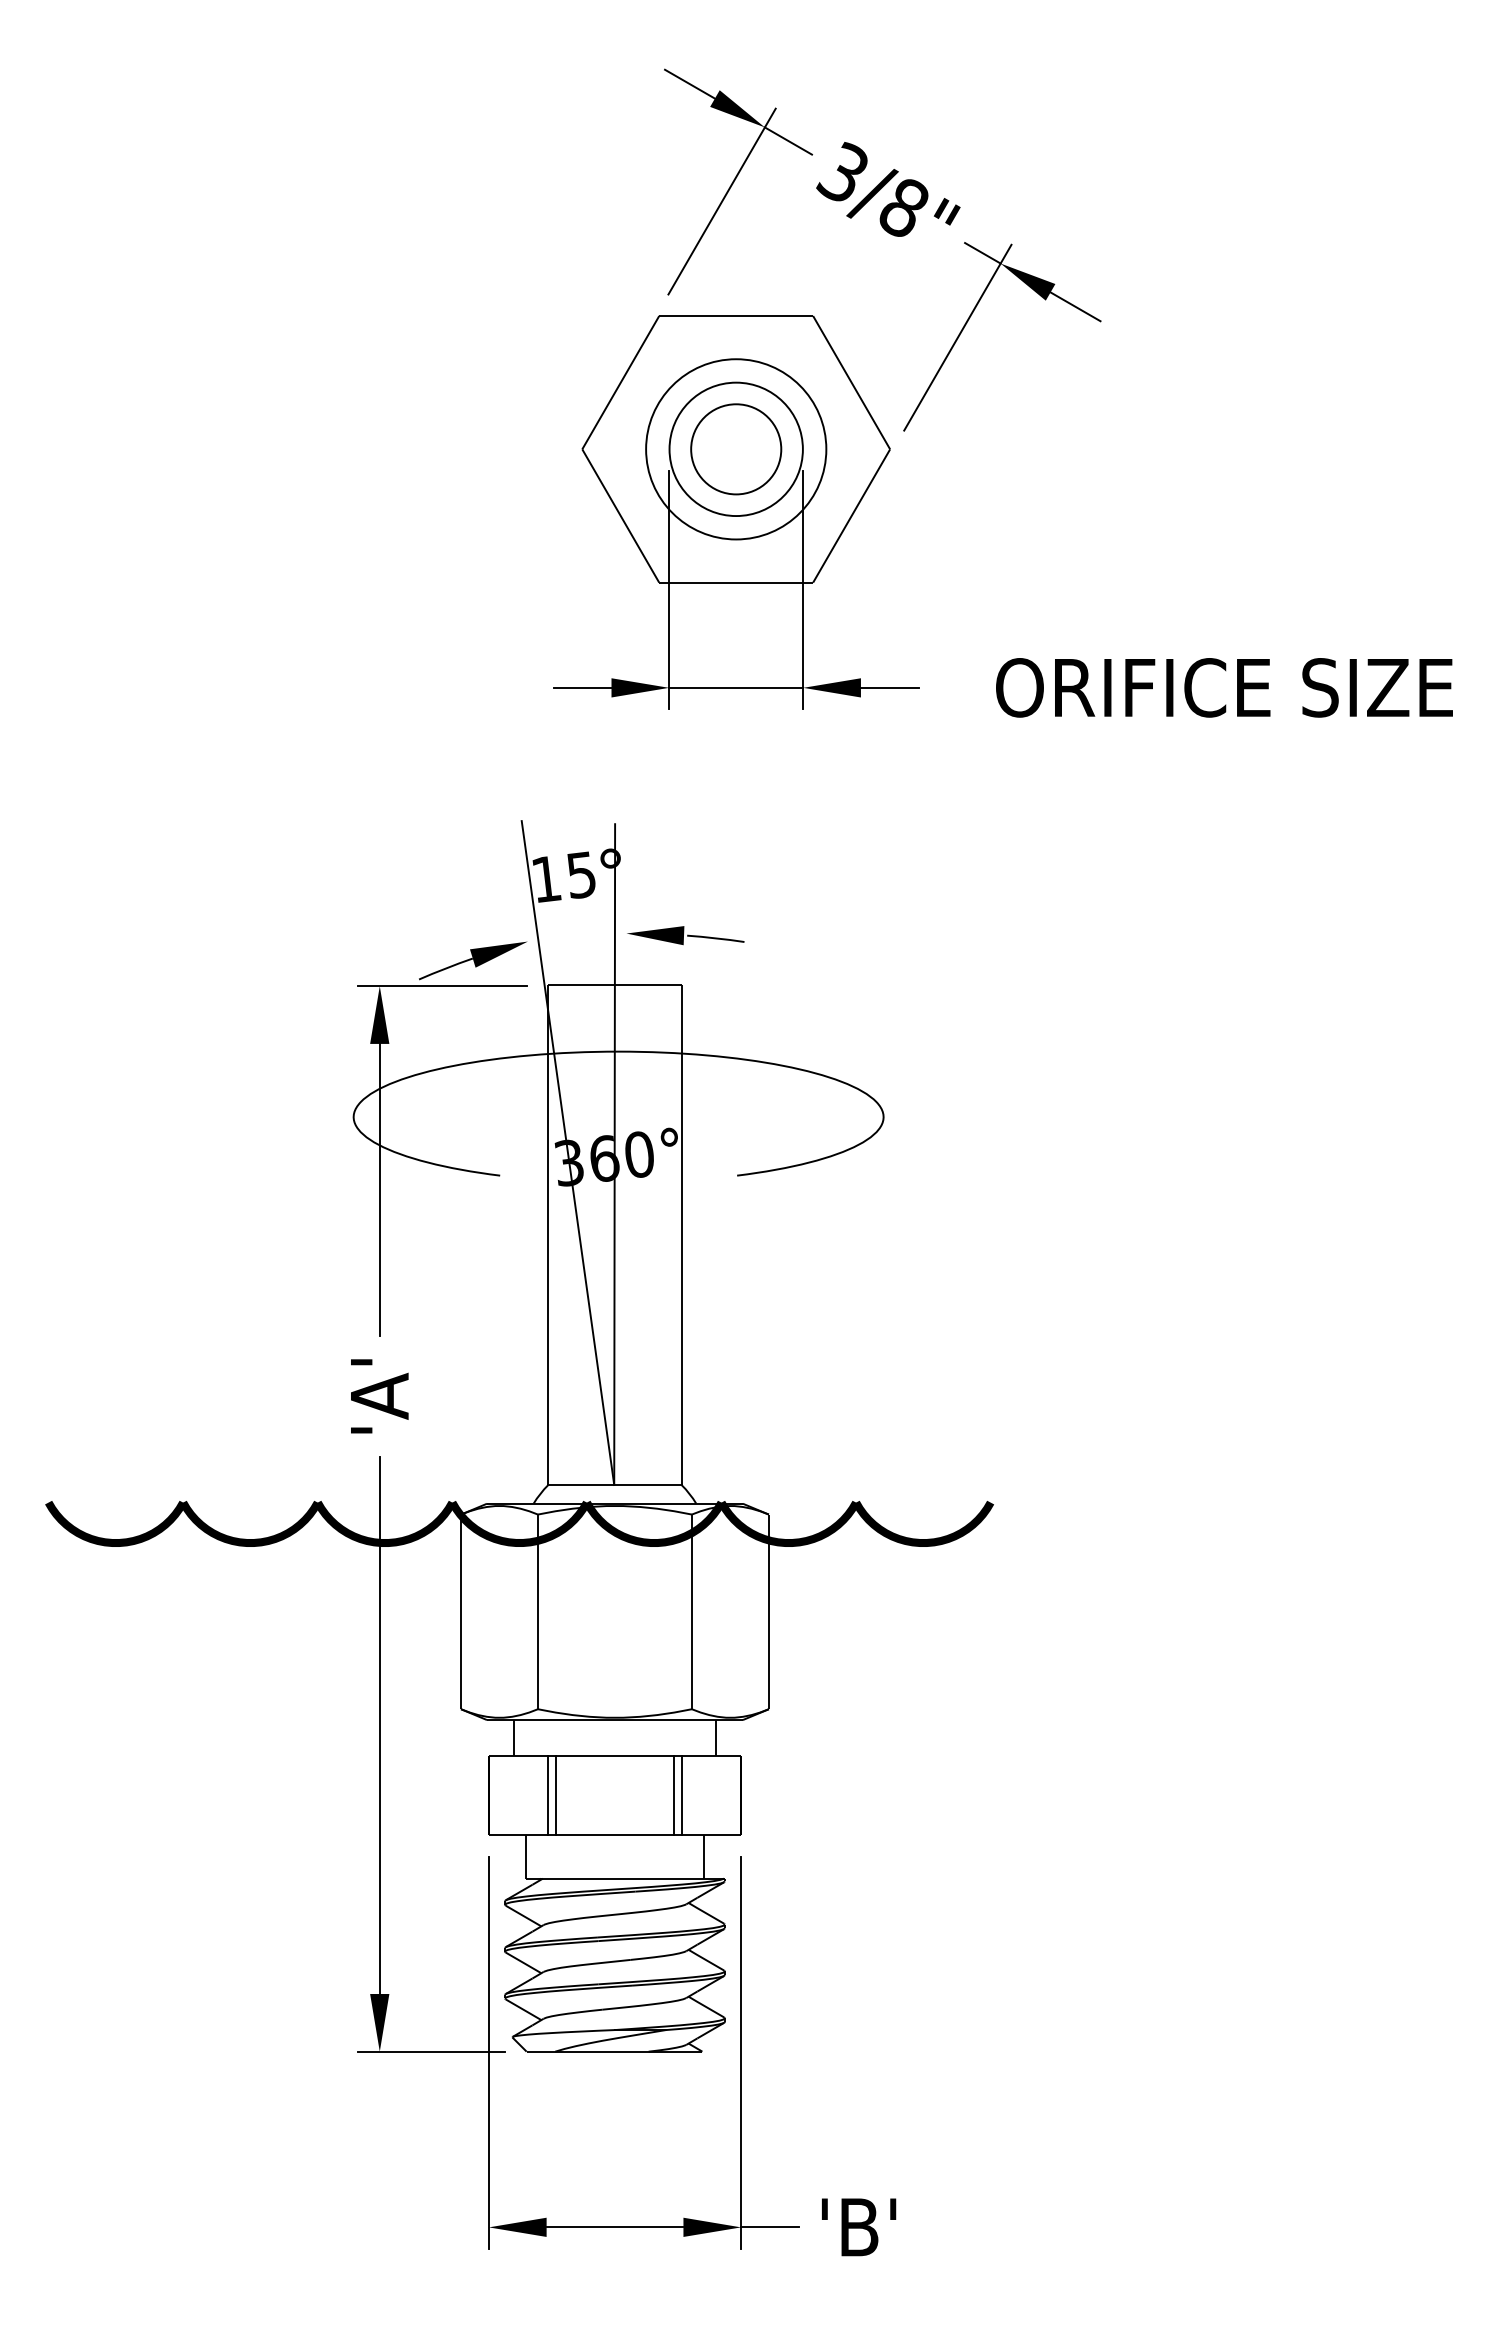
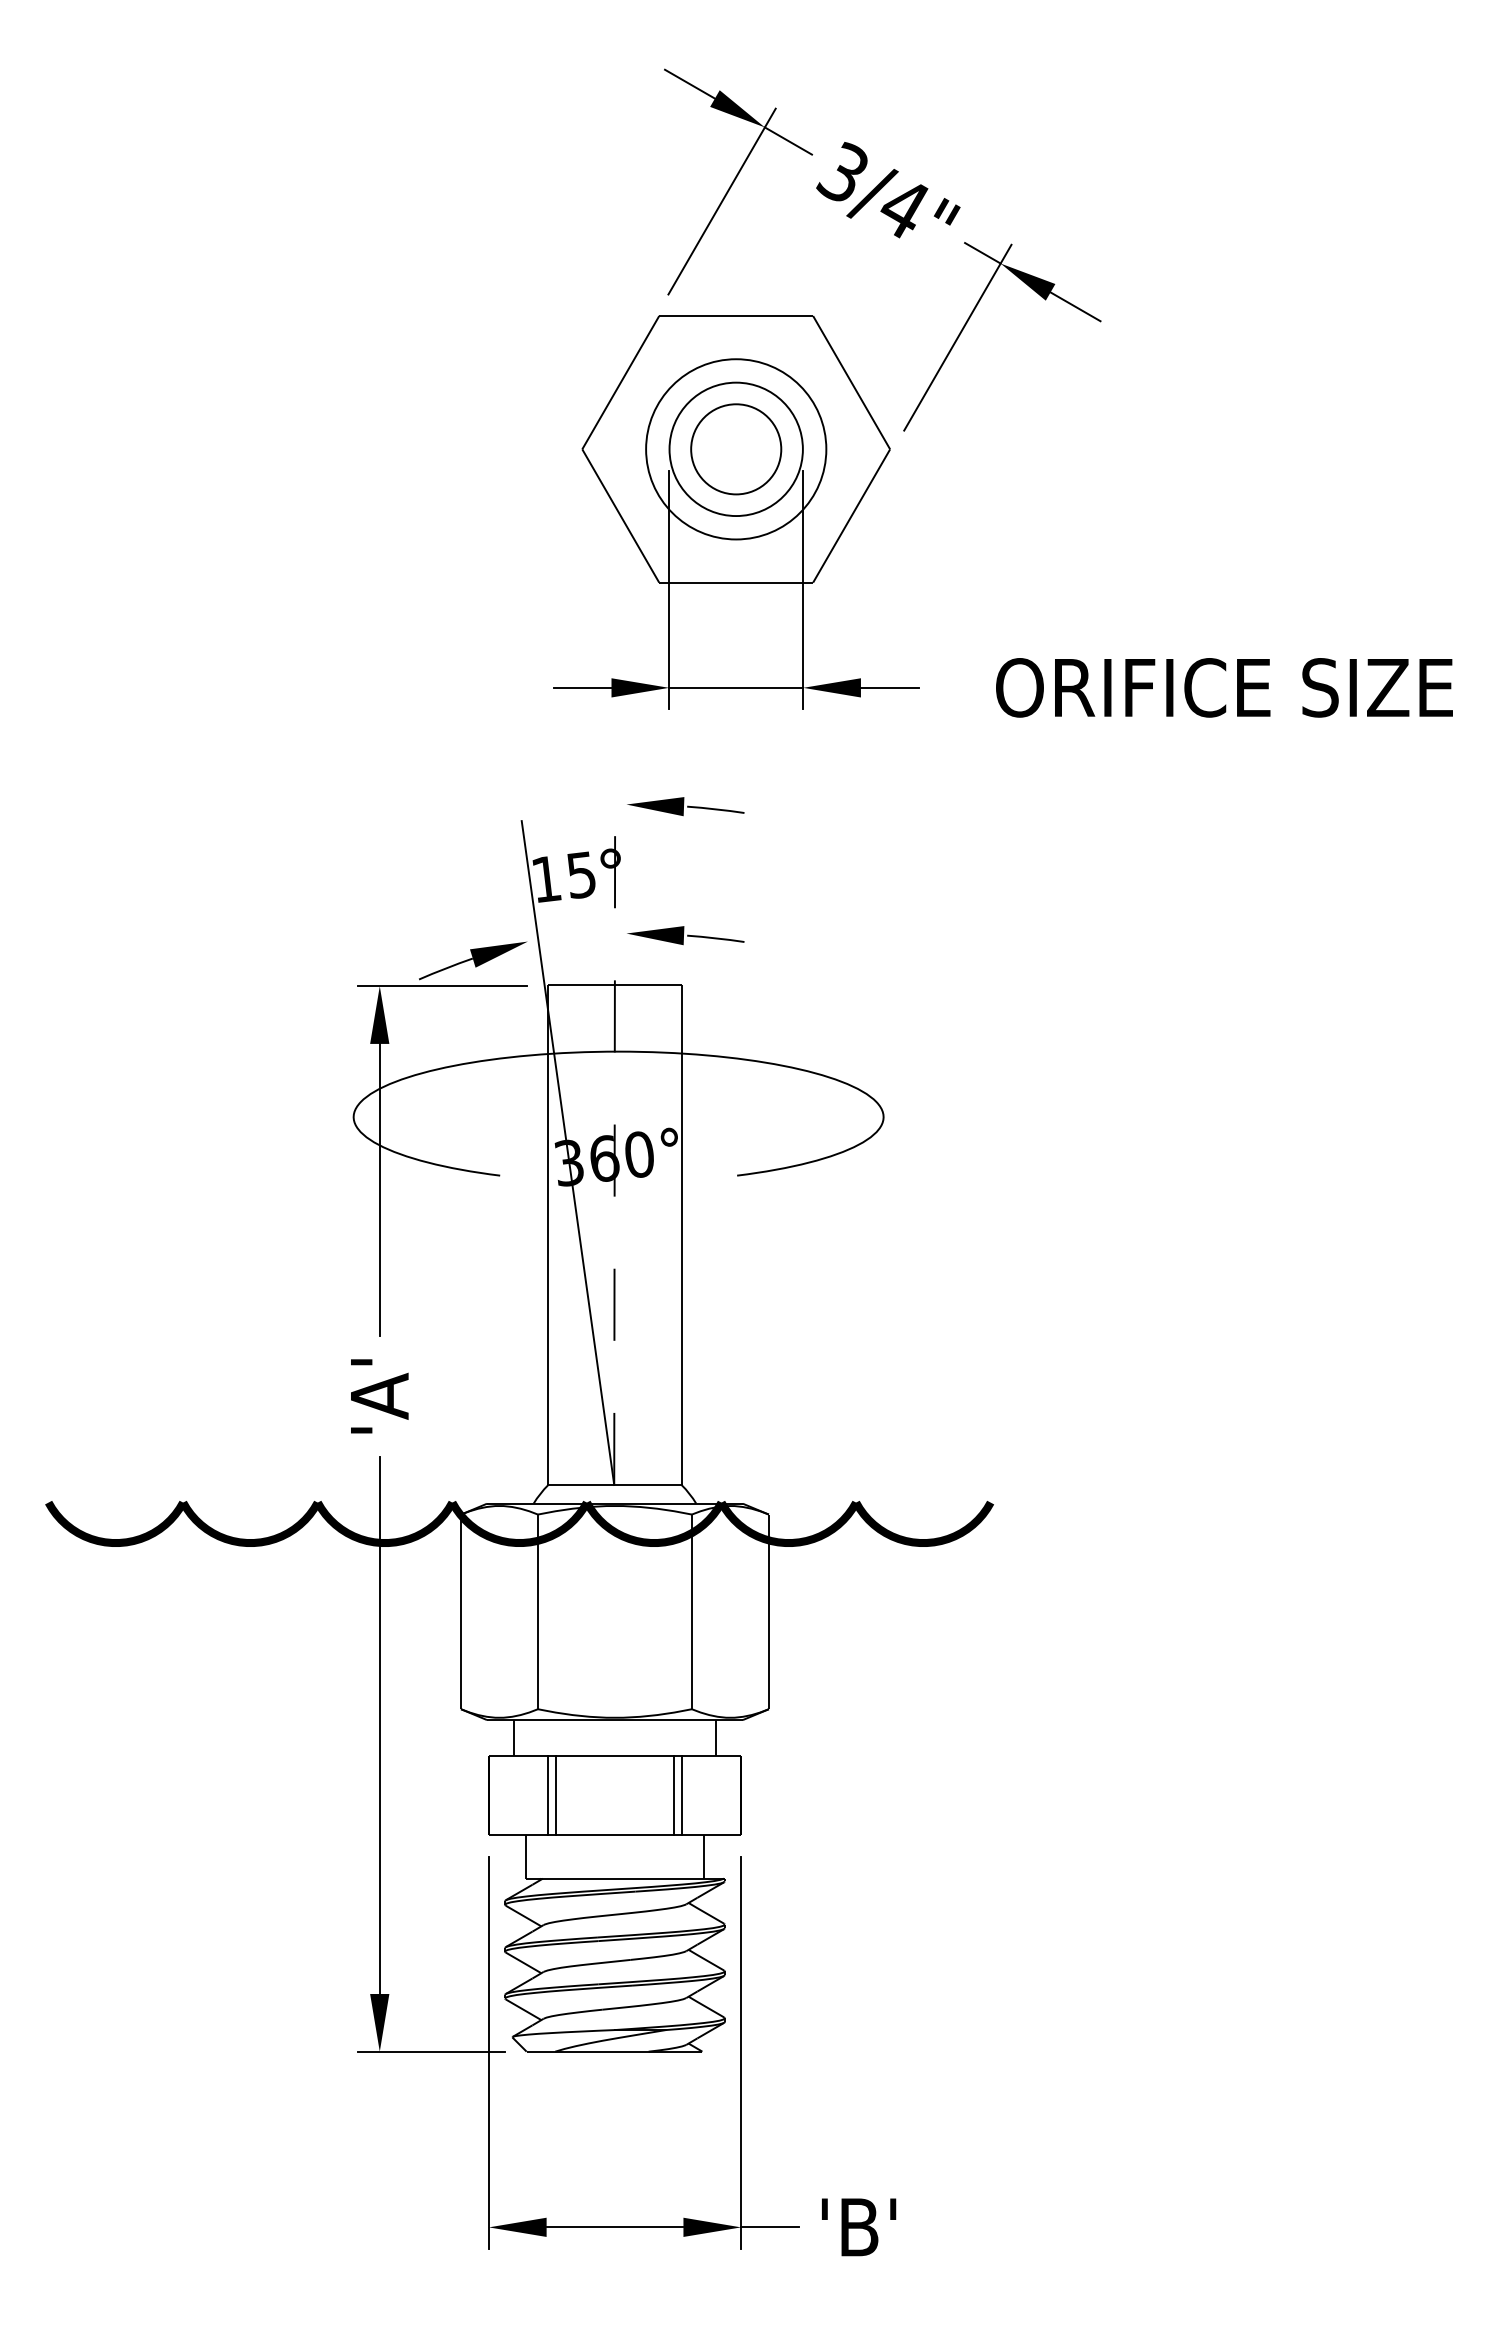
text: 3/8" -> 3/4" (903, 208)
part: none -> present (685, 806)
line: solid -> dashed (614, 1154)
